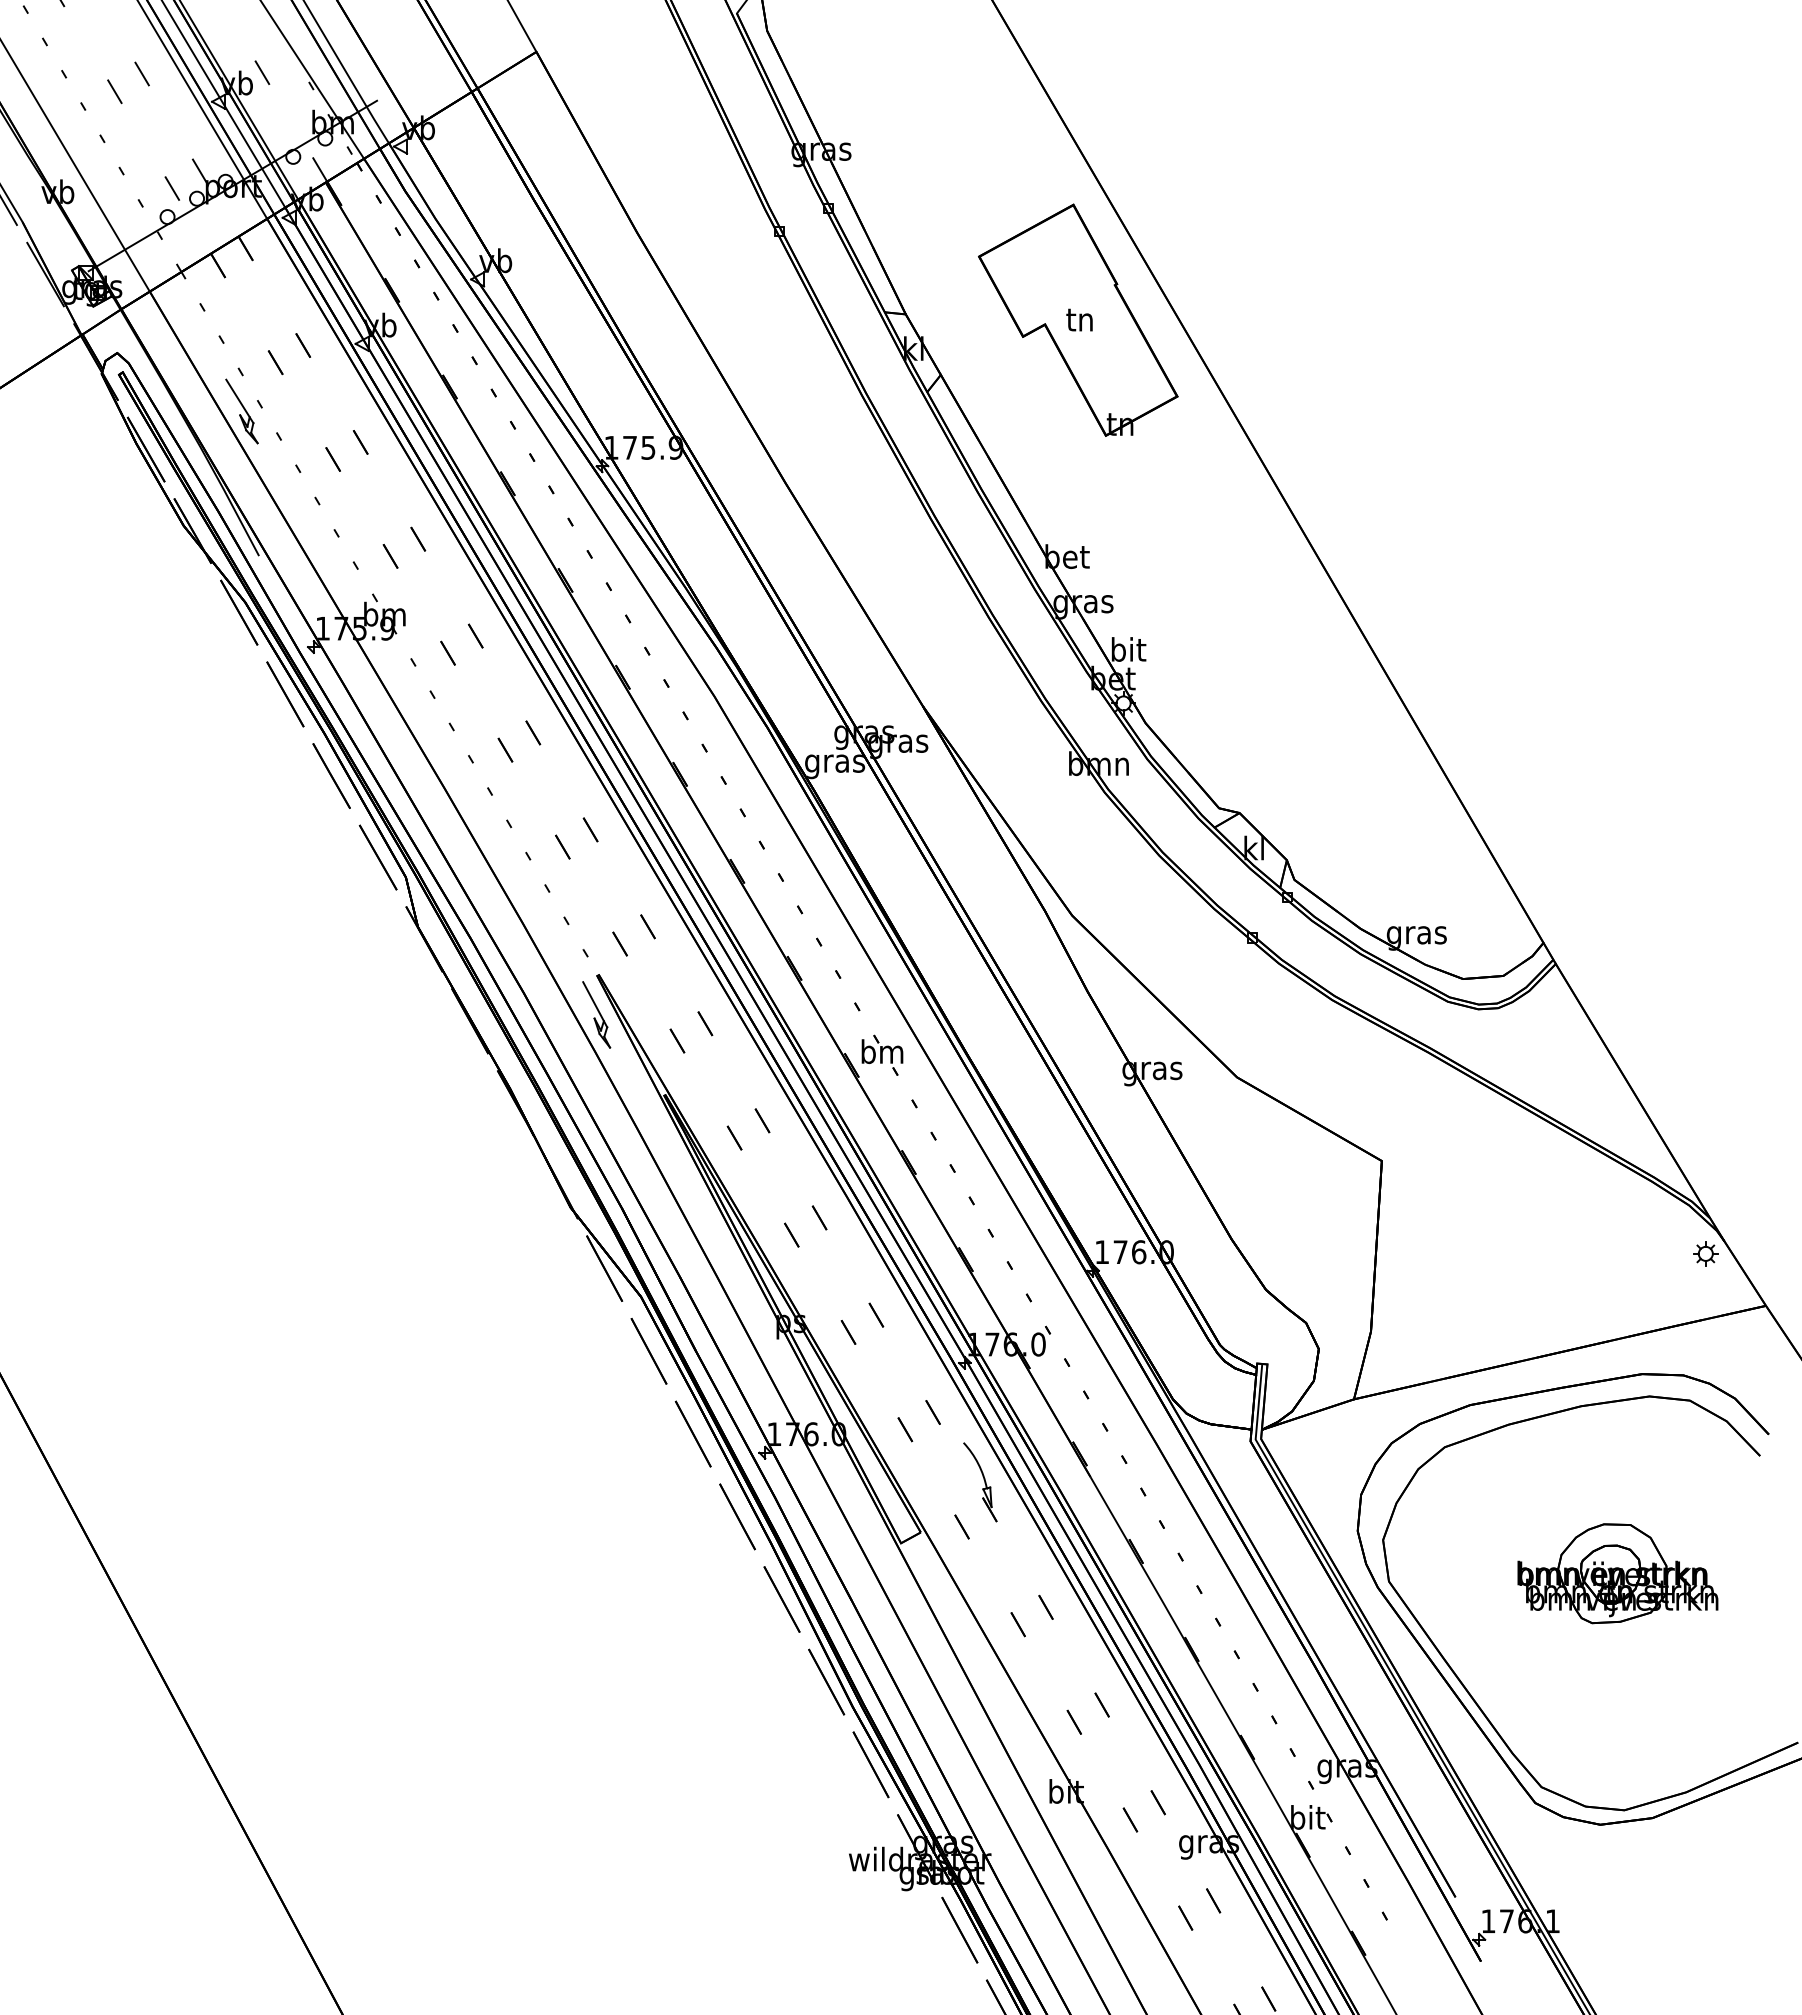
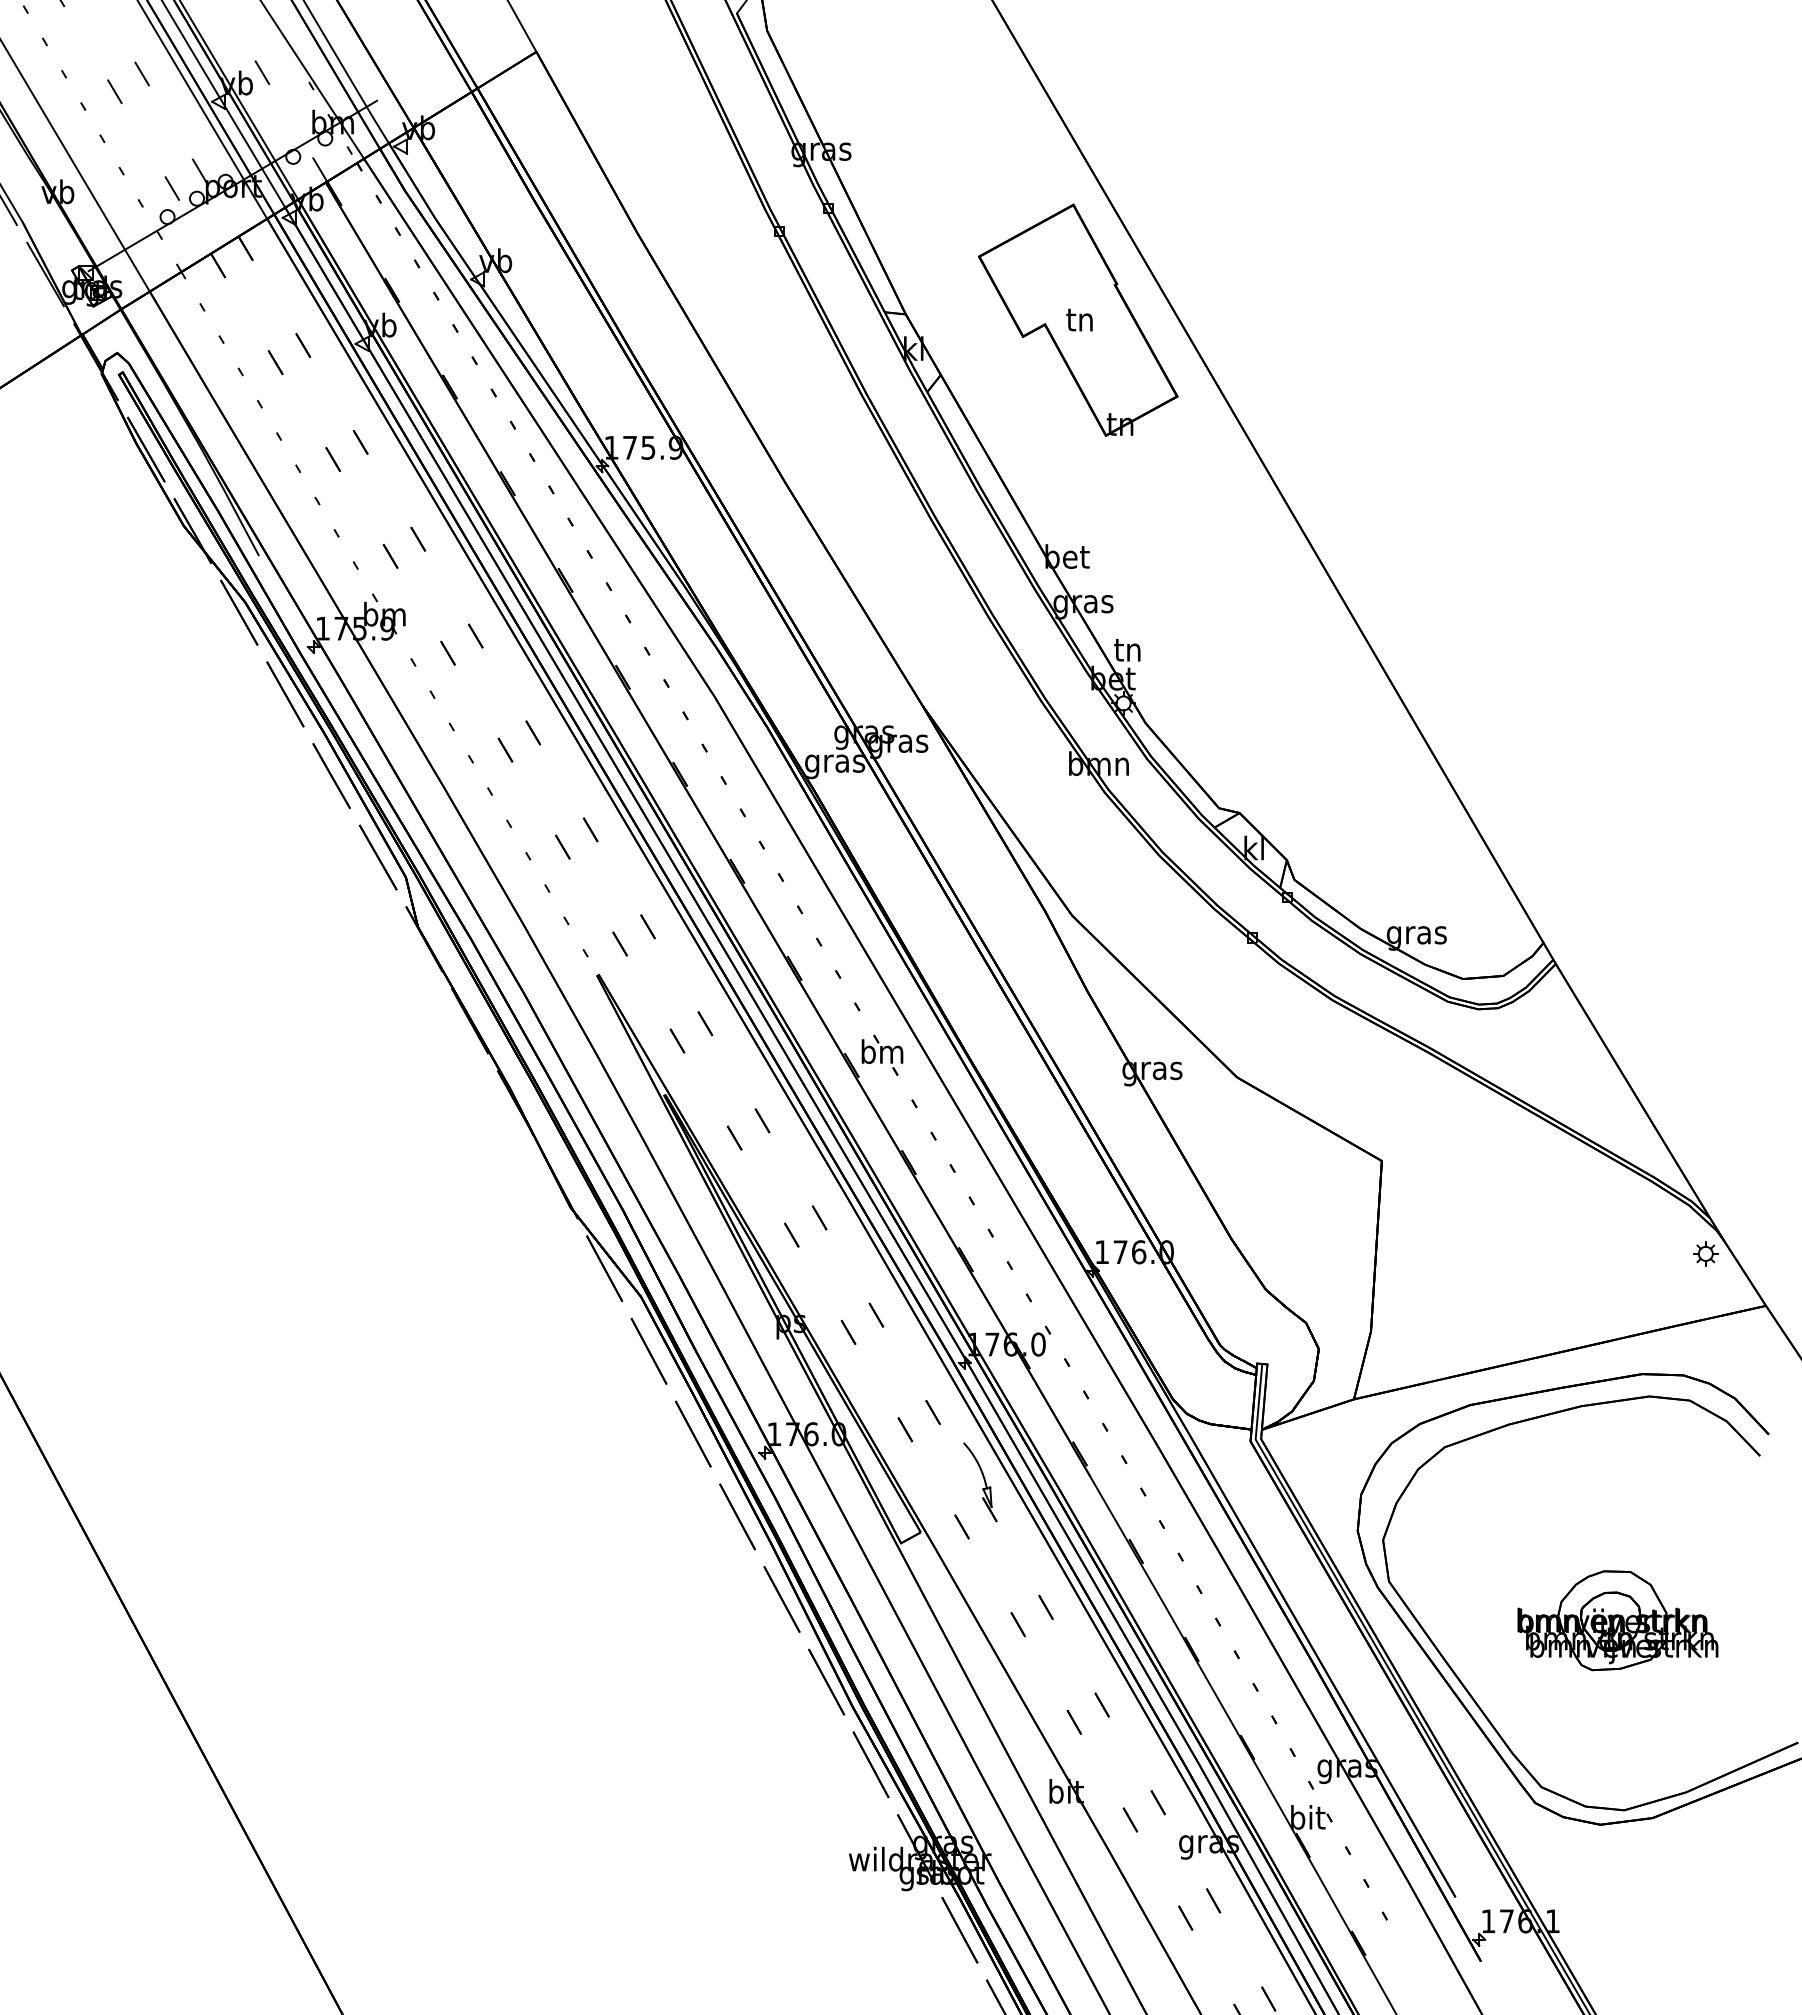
part: present -> none (241, 411)
text: bit -> tn (1128, 649)
part: present -> none (596, 1014)
part position: (1617, 1573) -> (1617, 1620) (1617, 1620)
